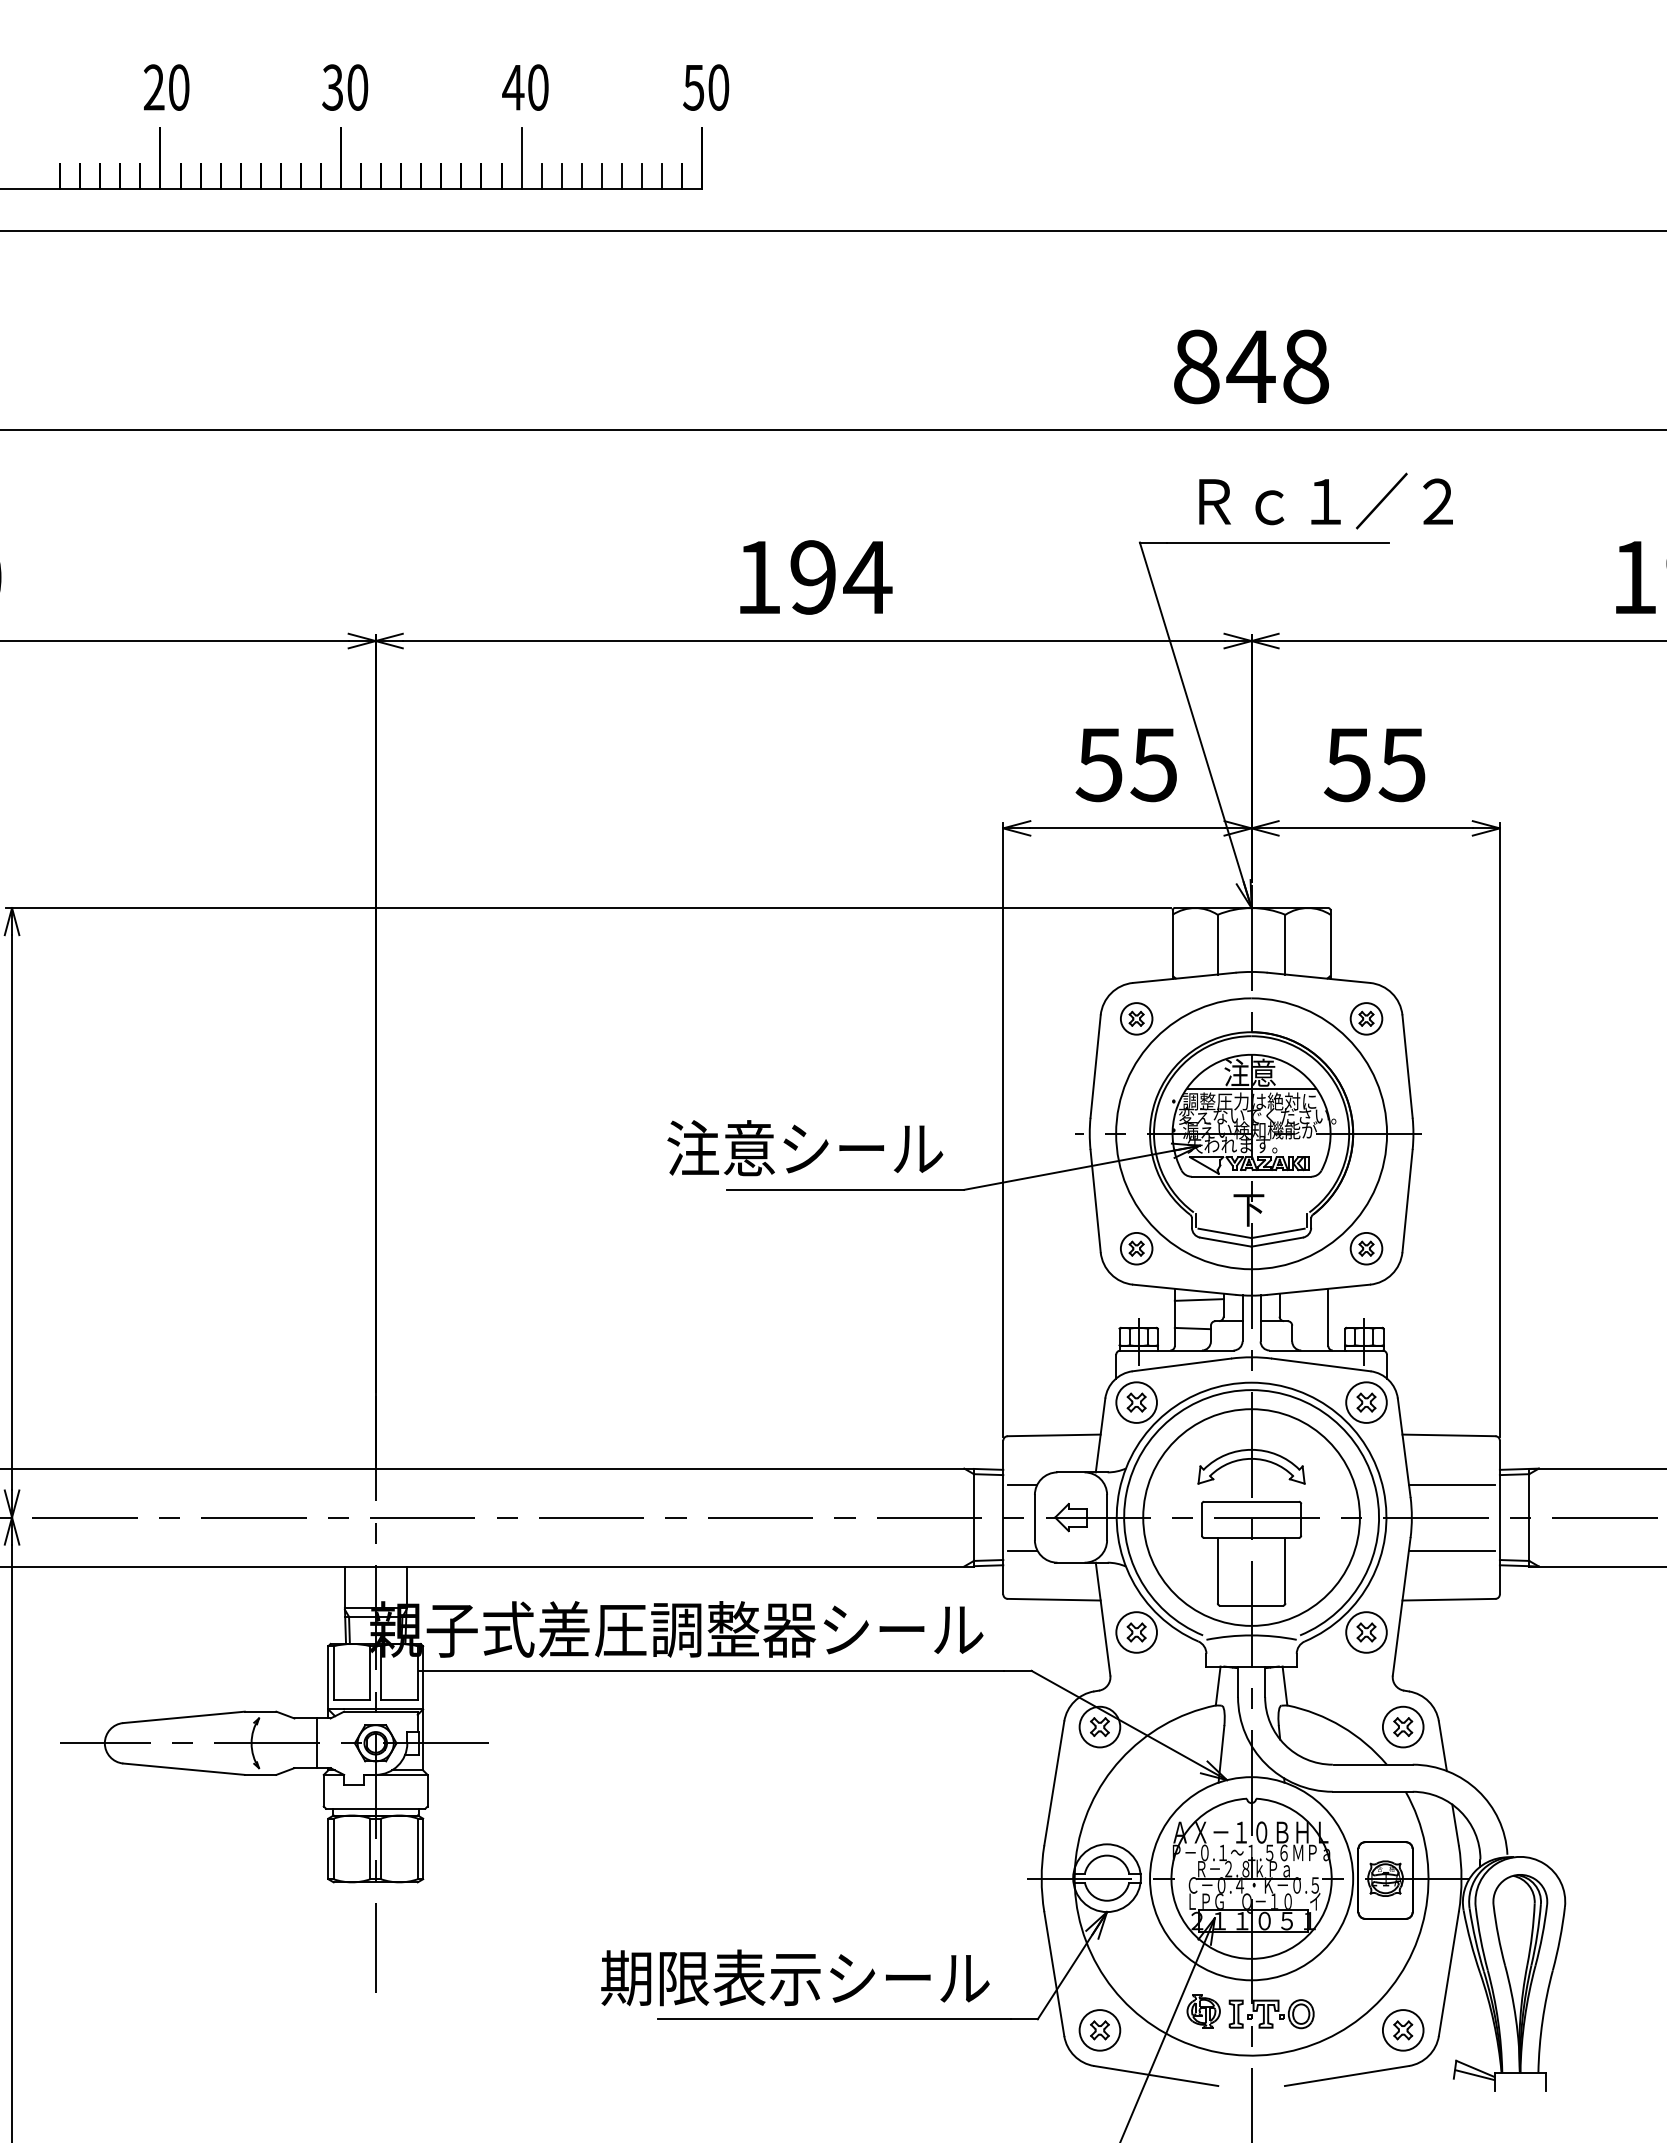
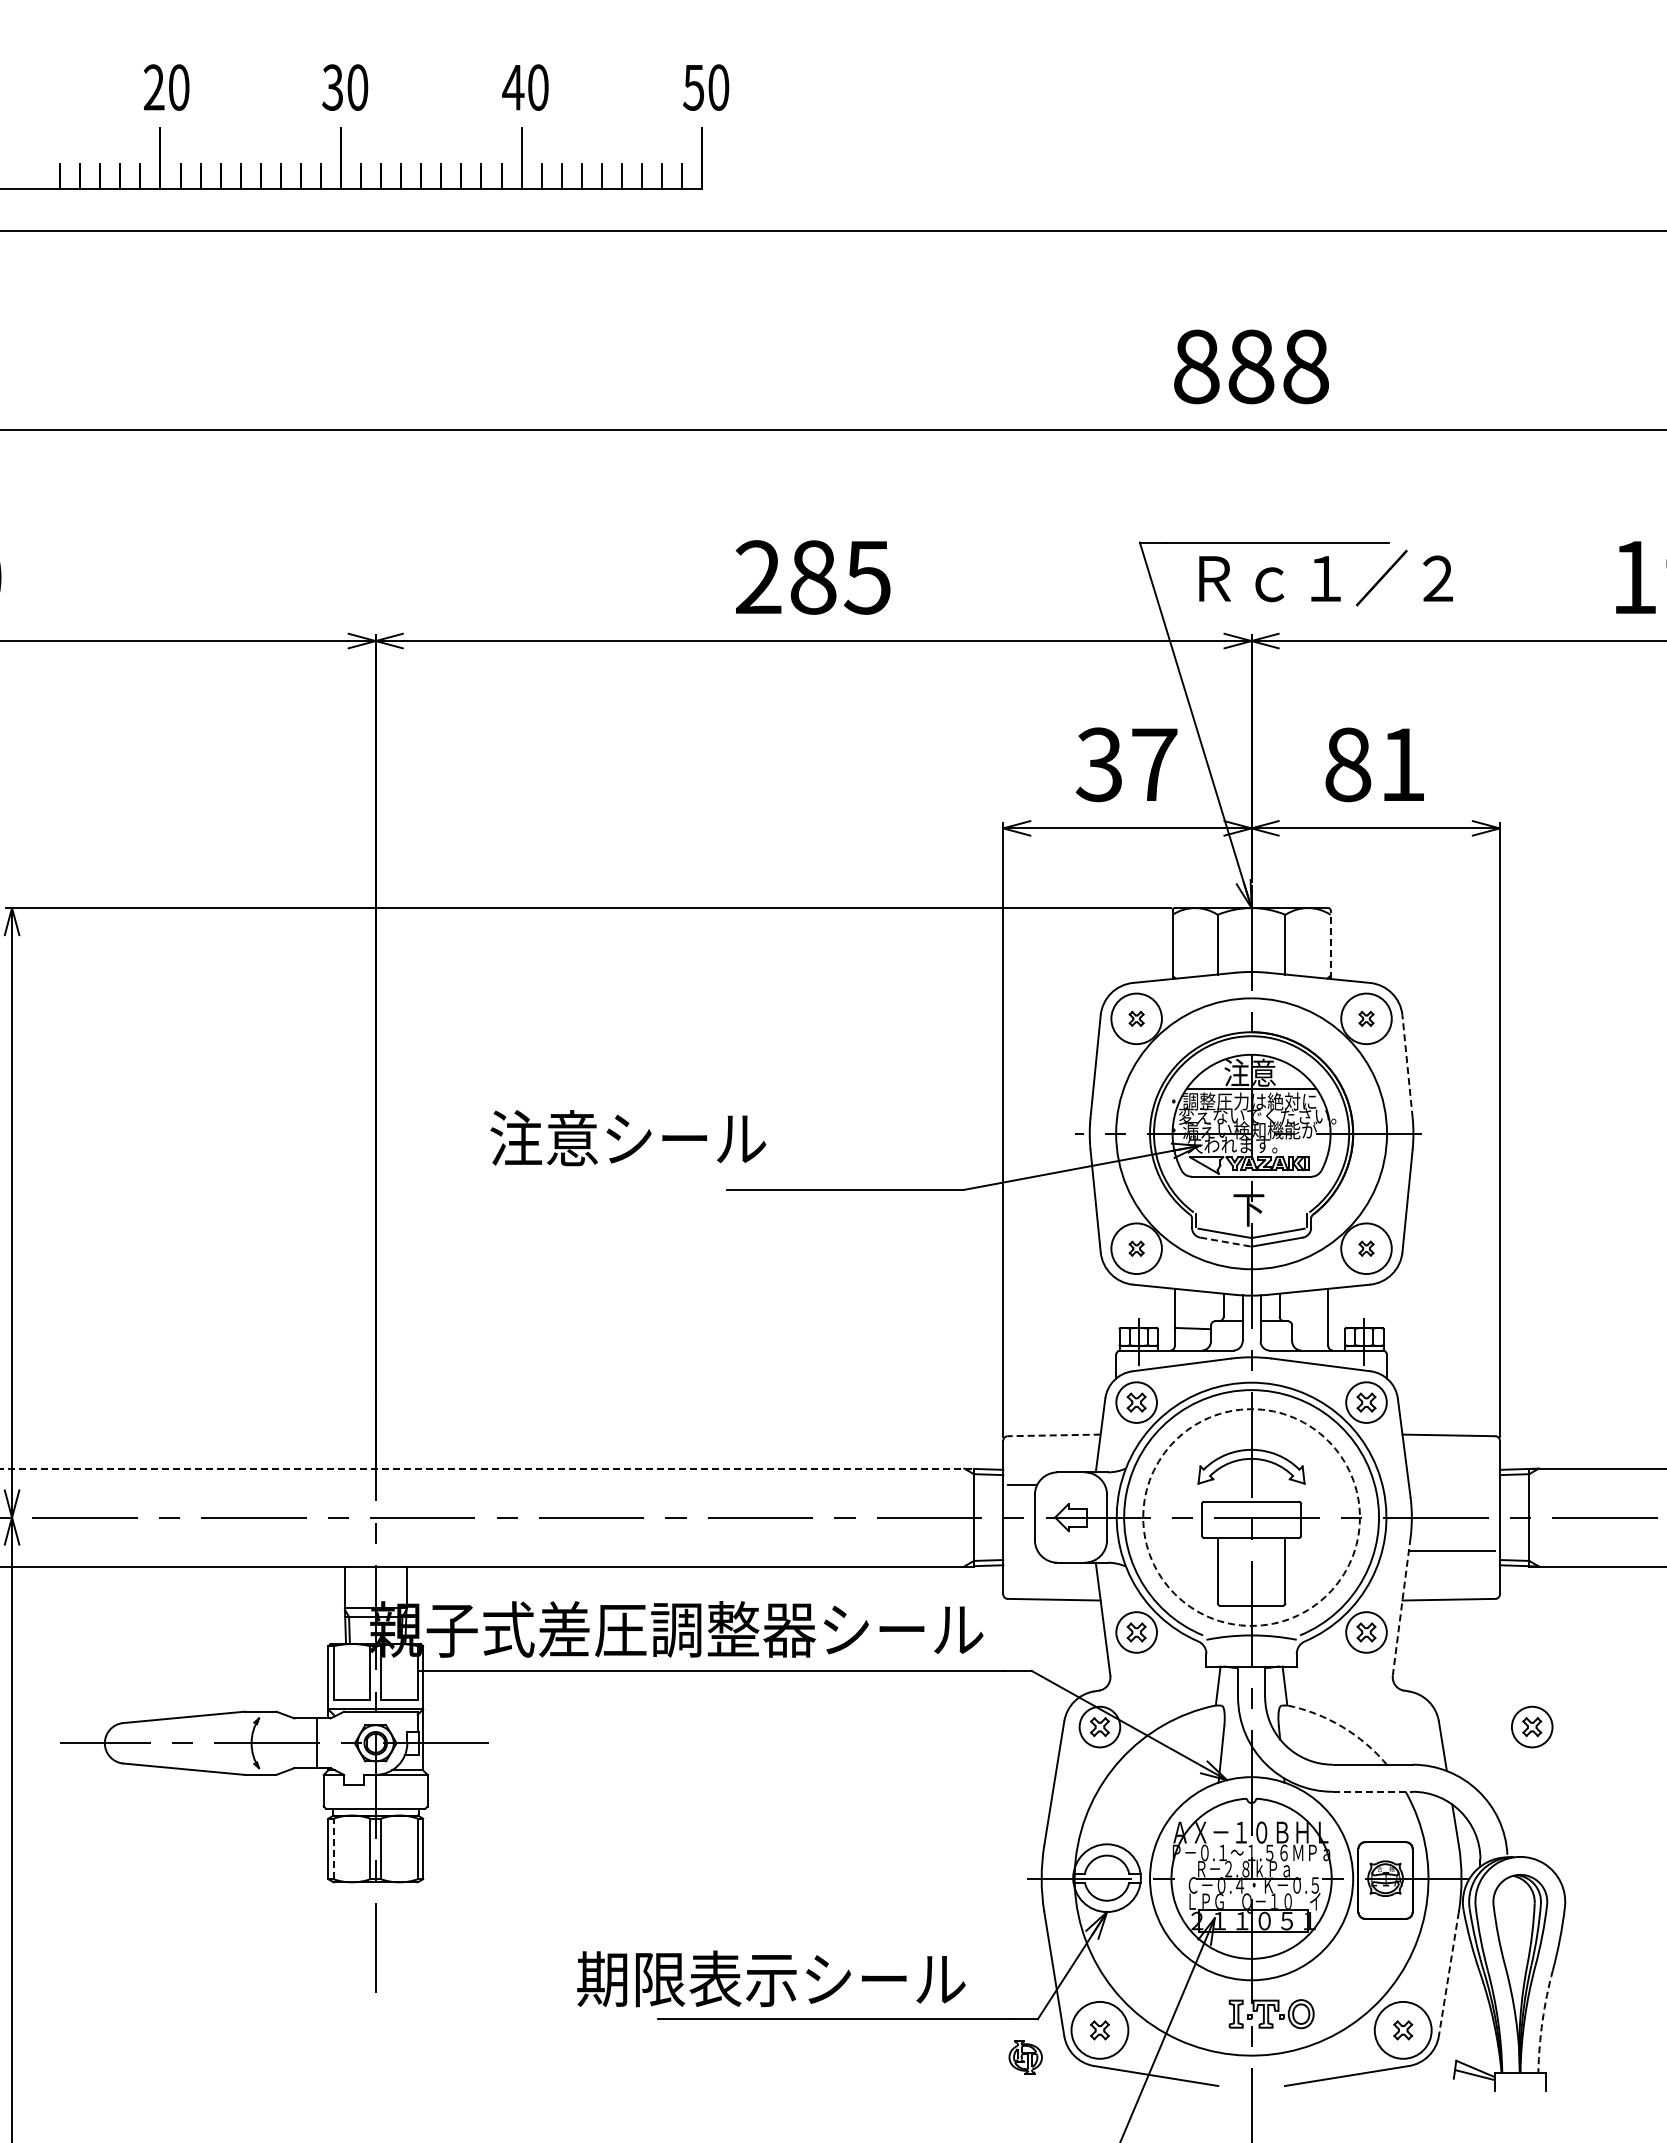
text: 848 -> 888 (1250, 366)
text position: (1325, 500) -> (1325, 577) (1325, 577)
text: 194 -> 285 (813, 577)
text: 55 -> 37 (1126, 764)
text: 55 -> 81 (1374, 764)
line: solid -> dashed (1330, 944)
circle diameter: 32 px -> 51 px (1136, 1018)
circle diameter: 32 px -> 51 px (1366, 1018)
line: solid -> dashed (1407, 1066)
text position: (805, 1148) -> (628, 1138) (628, 1138)
line: solid -> dashed (1226, 1242)
circle diameter: 32 px -> 51 px (1136, 1248)
circle diameter: 32 px -> 51 px (1366, 1248)
line: present -> none (1198, 1299)
line: solid -> dashed (1053, 1435)
line: solid -> dashed (486, 1468)
line: present -> none (1451, 1484)
circle: solid -> dashed (1251, 1517)
line: present -> none (1022, 1550)
line: solid -> dashed (1401, 1607)
arc: solid -> dashed (1342, 1726)
part position: (1403, 1726) -> (1532, 1726) (1532, 1726)
line: solid -> dashed (1372, 1791)
line: solid -> dashed (333, 1848)
line: solid -> dashed (1448, 1974)
text position: (795, 1977) -> (771, 1978) (771, 1978)
part position: (1203, 2011) -> (1025, 2057) (1025, 2057)
arc: solid -> dashed (1542, 2021)
circle diameter: 41 px -> 57 px (1099, 2029)
circle diameter: 41 px -> 57 px (1402, 2029)
